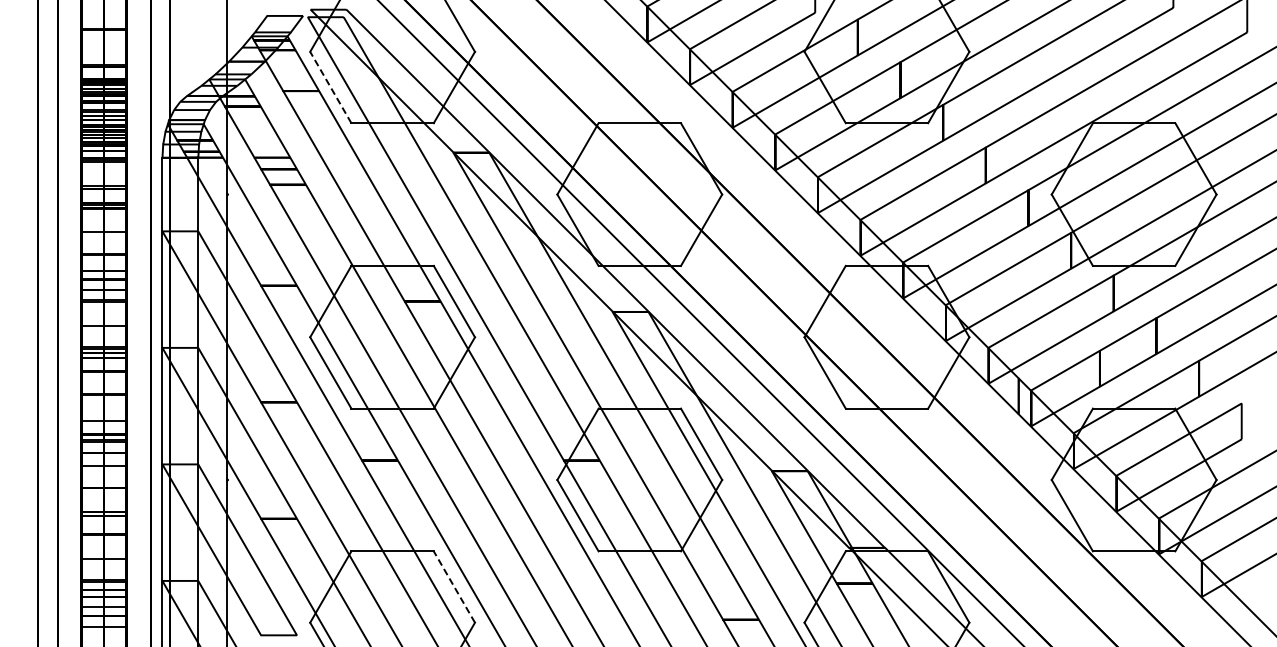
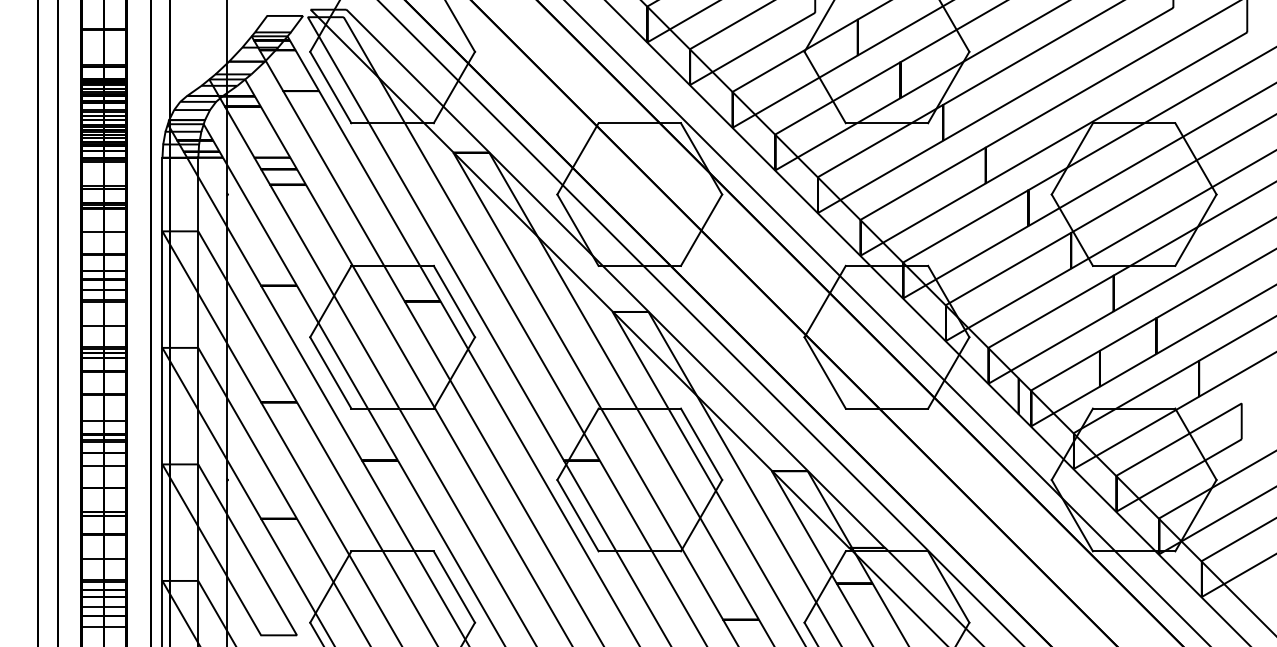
line: dashed -> solid (330, 87)
line: none -> present (886, 322)
line: dashed -> solid (454, 586)
